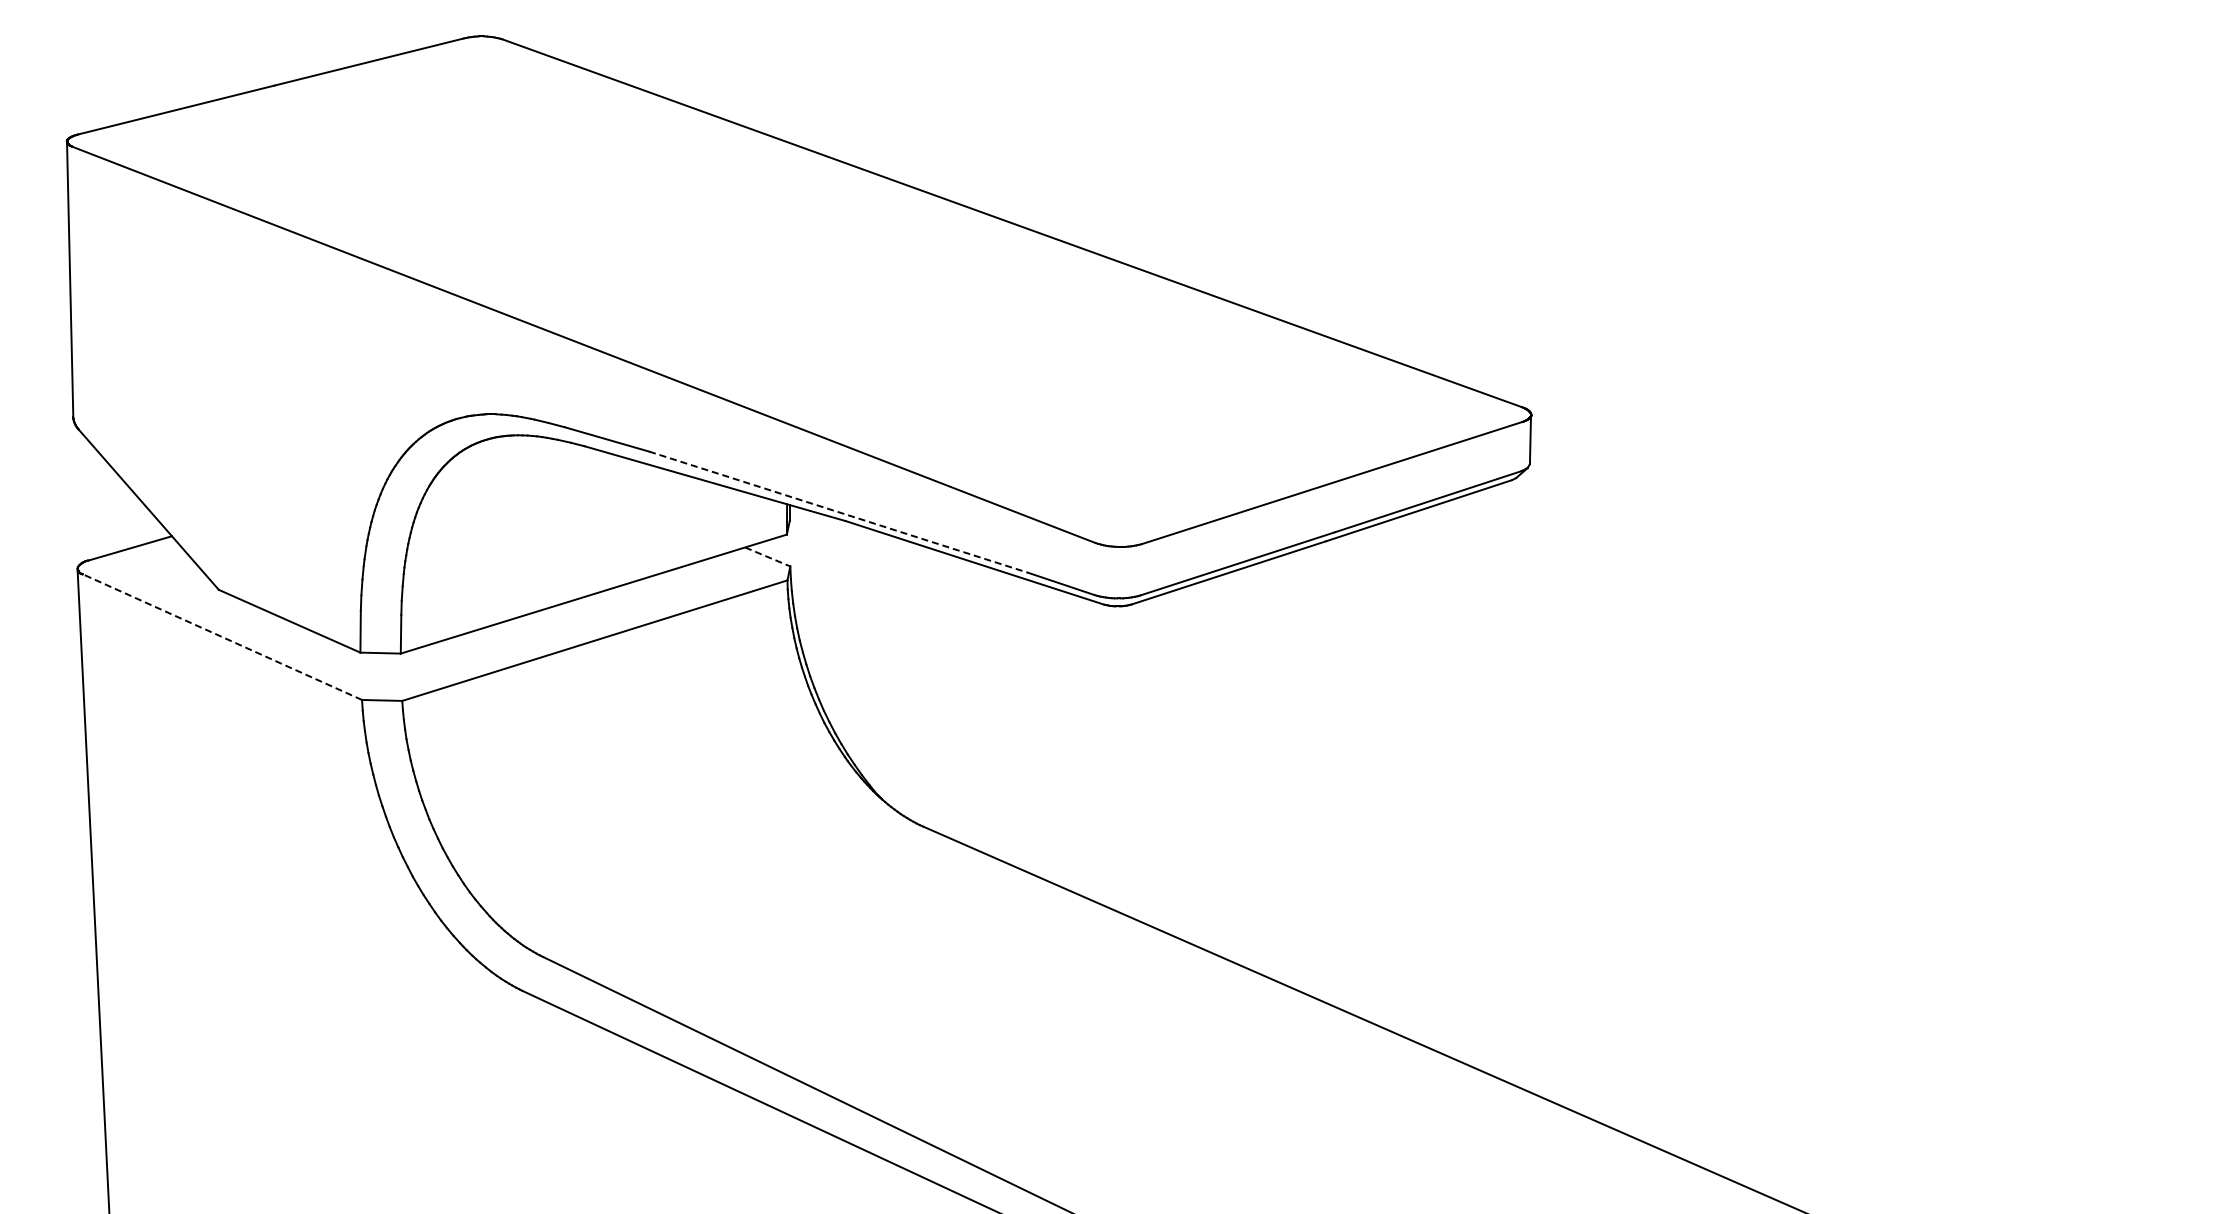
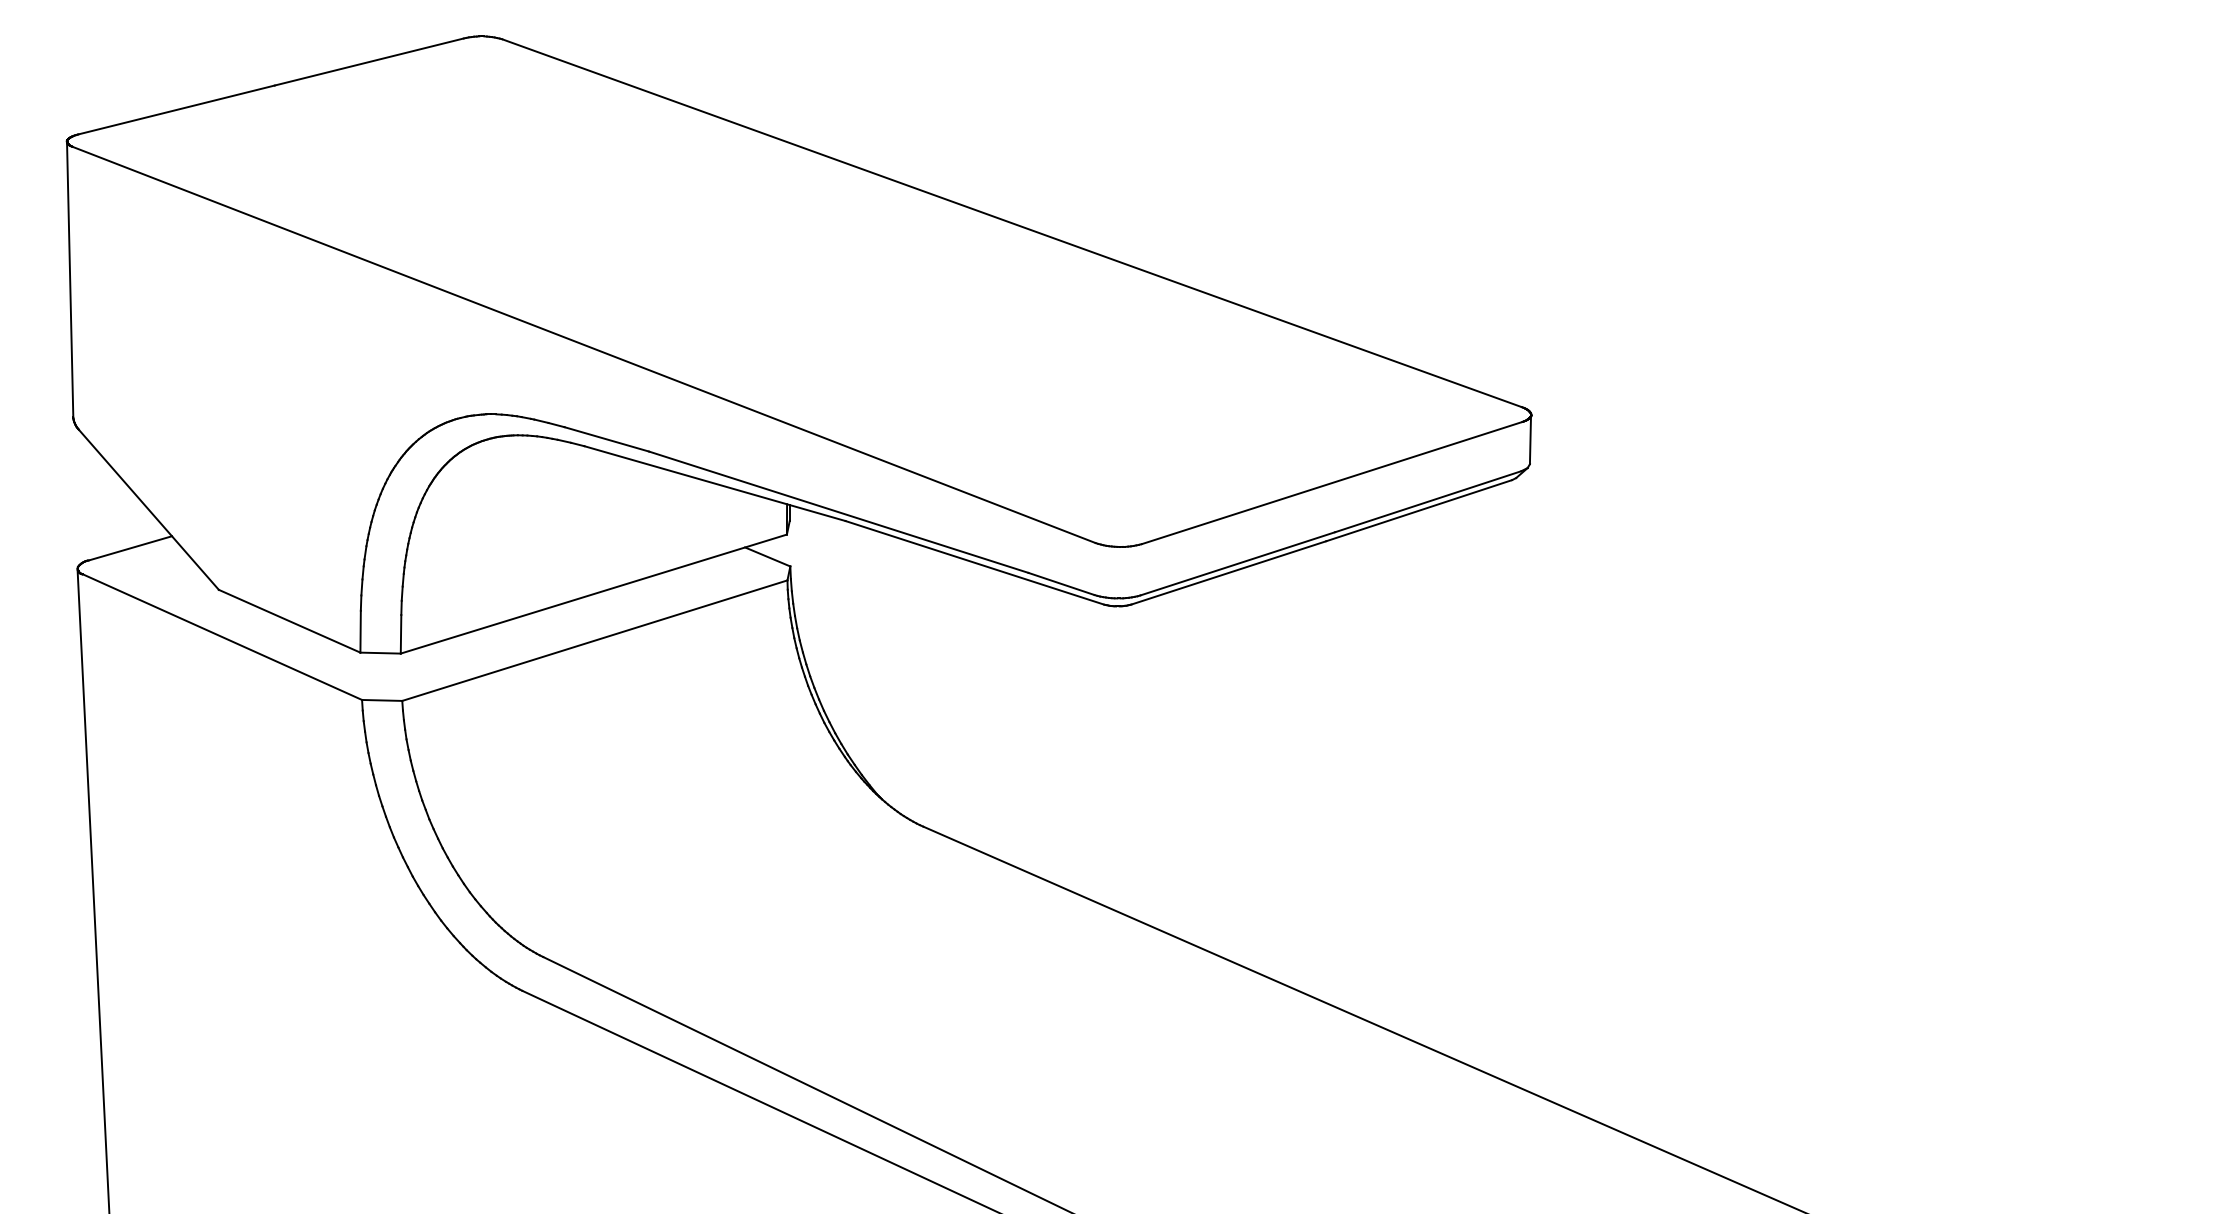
line: dashed -> solid (839, 512)
line: dashed -> solid (767, 556)
line: dashed -> solid (222, 637)
